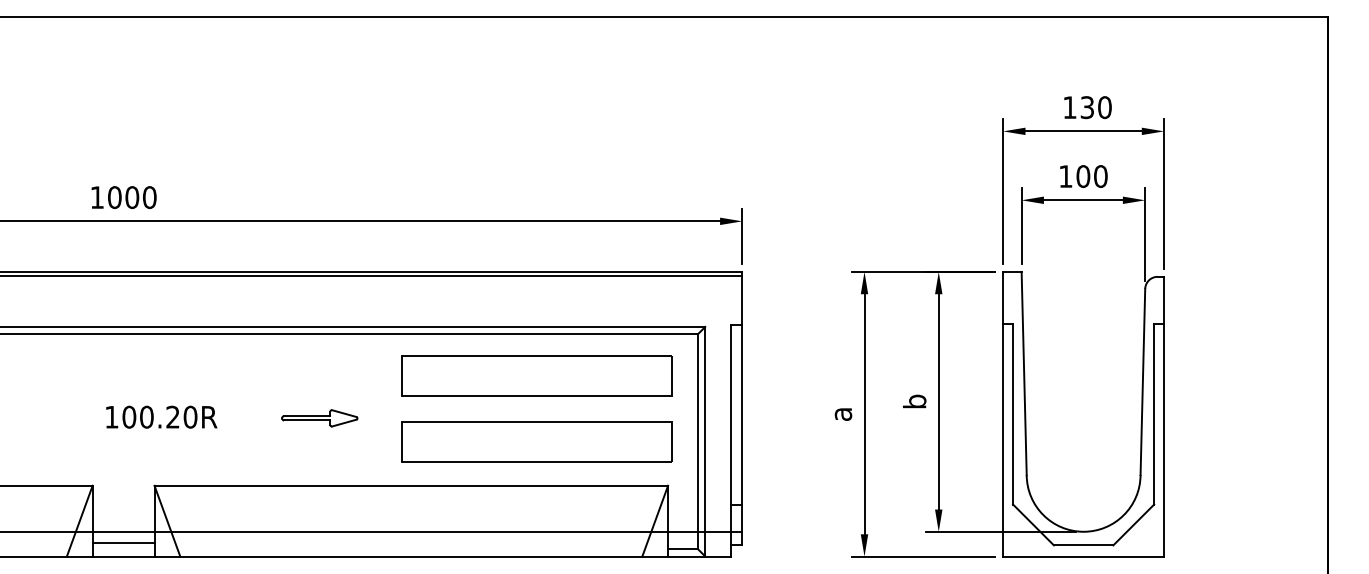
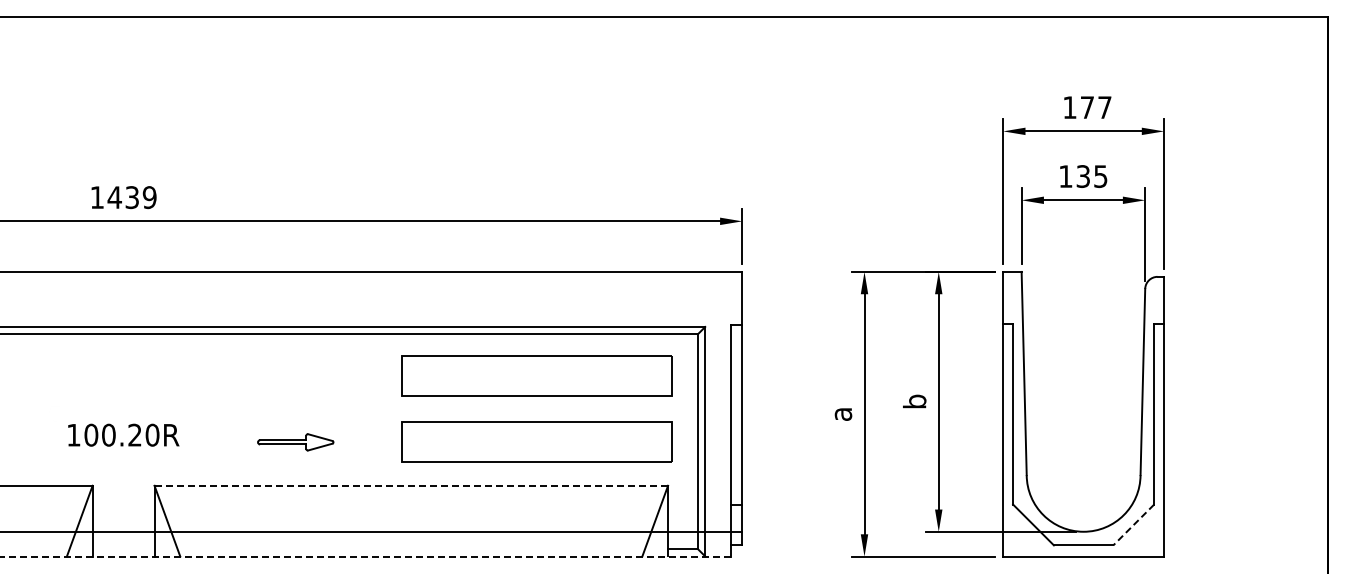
text: 130 -> 177 (1095, 107)
text: 100 -> 135 (1091, 176)
text: 1000 -> 1439 (131, 197)
line: present -> none (372, 275)
text position: (161, 416) -> (123, 434) (123, 434)
part position: (319, 418) -> (295, 442) (295, 442)
line: solid -> dashed (411, 485)
line: solid -> dashed (1133, 524)
line: present -> none (123, 542)
line: solid -> dashed (365, 556)
